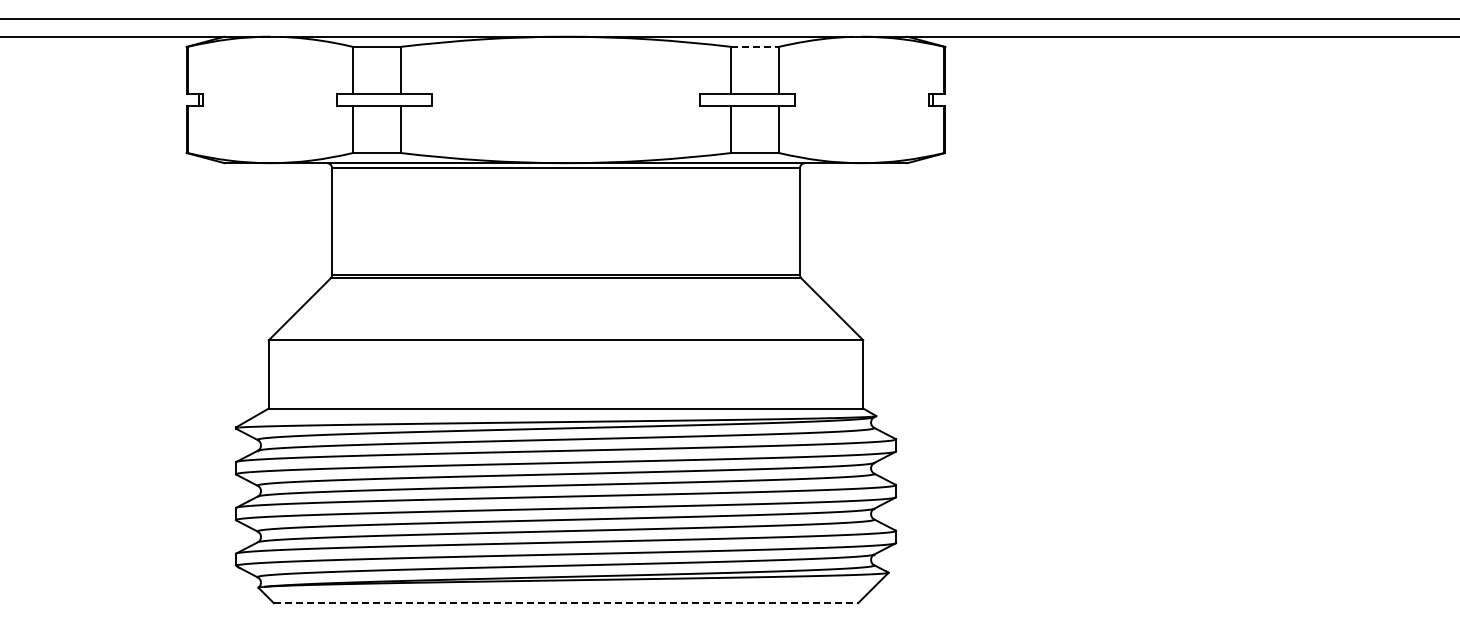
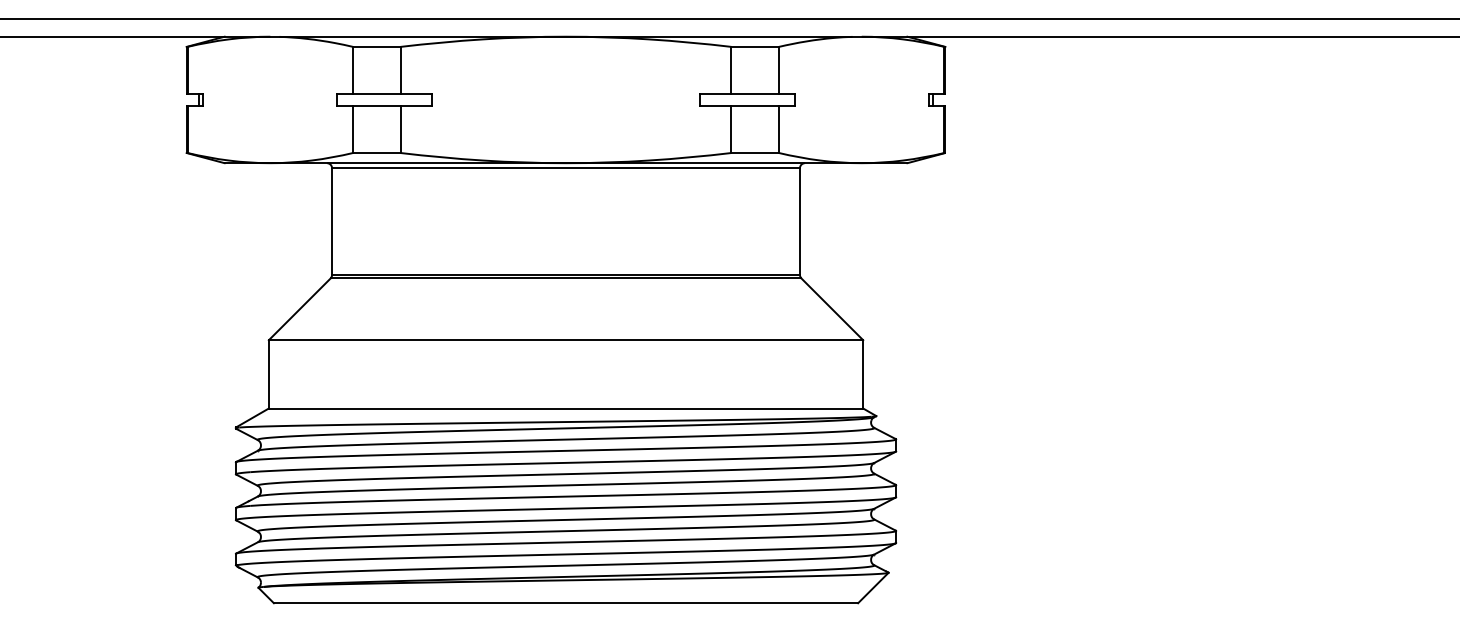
line: dashed -> solid (755, 46)
line: dashed -> solid (566, 603)
